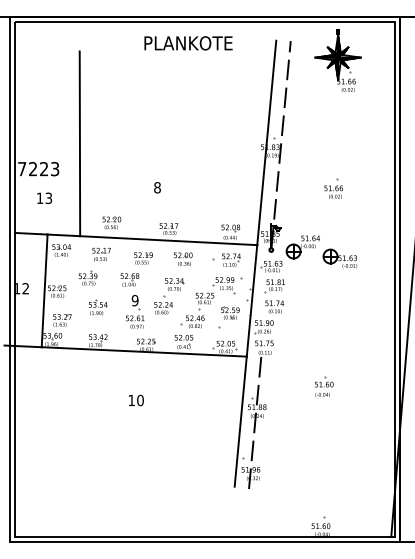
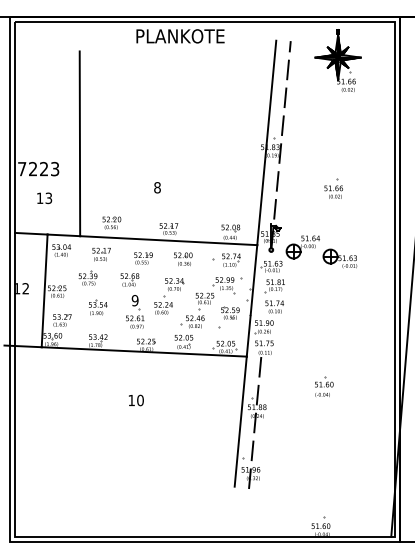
text position: (188, 43) -> (180, 36) (180, 36)
